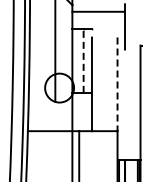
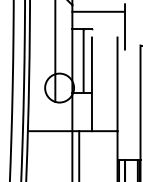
line: dashed -> solid (83, 60)
line: dashed -> solid (117, 84)
